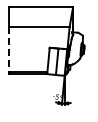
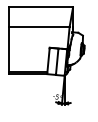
line: dashed -> solid (9, 50)
